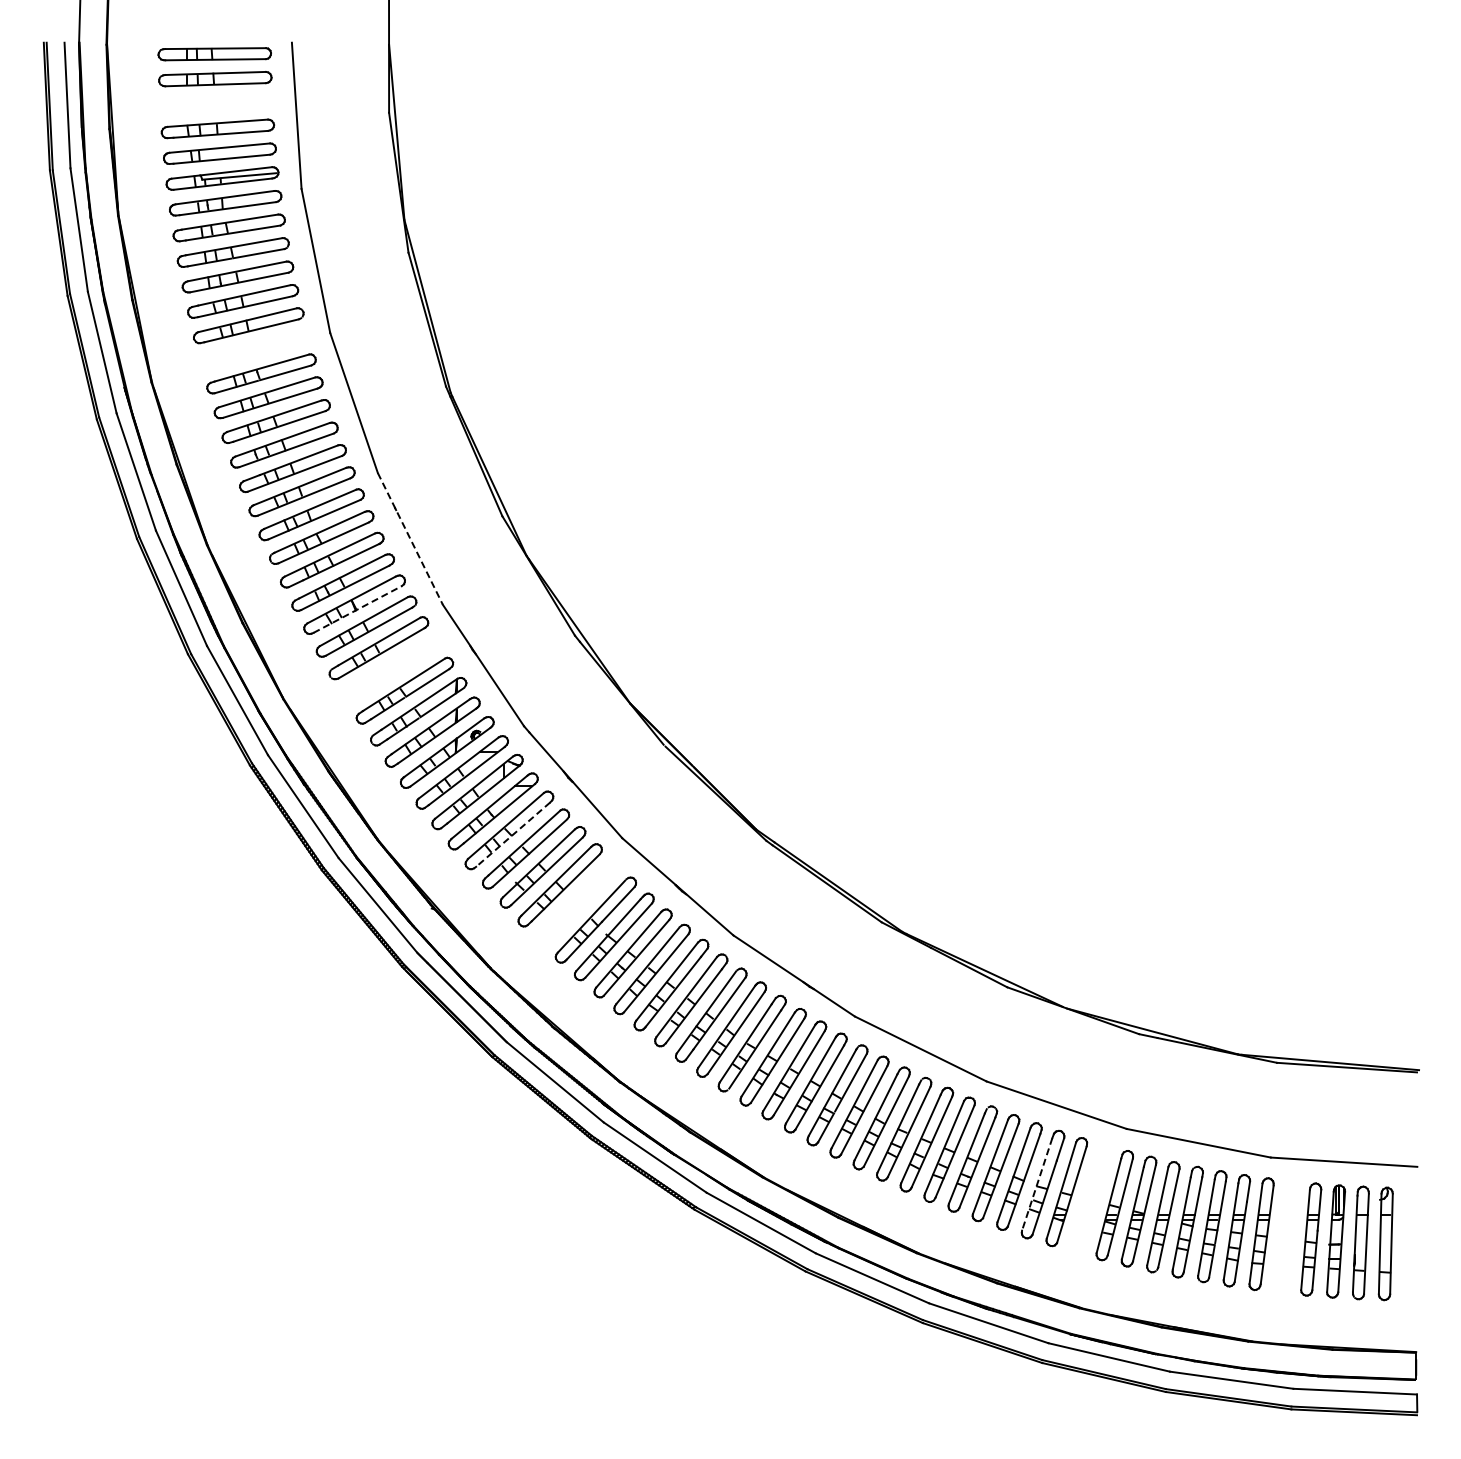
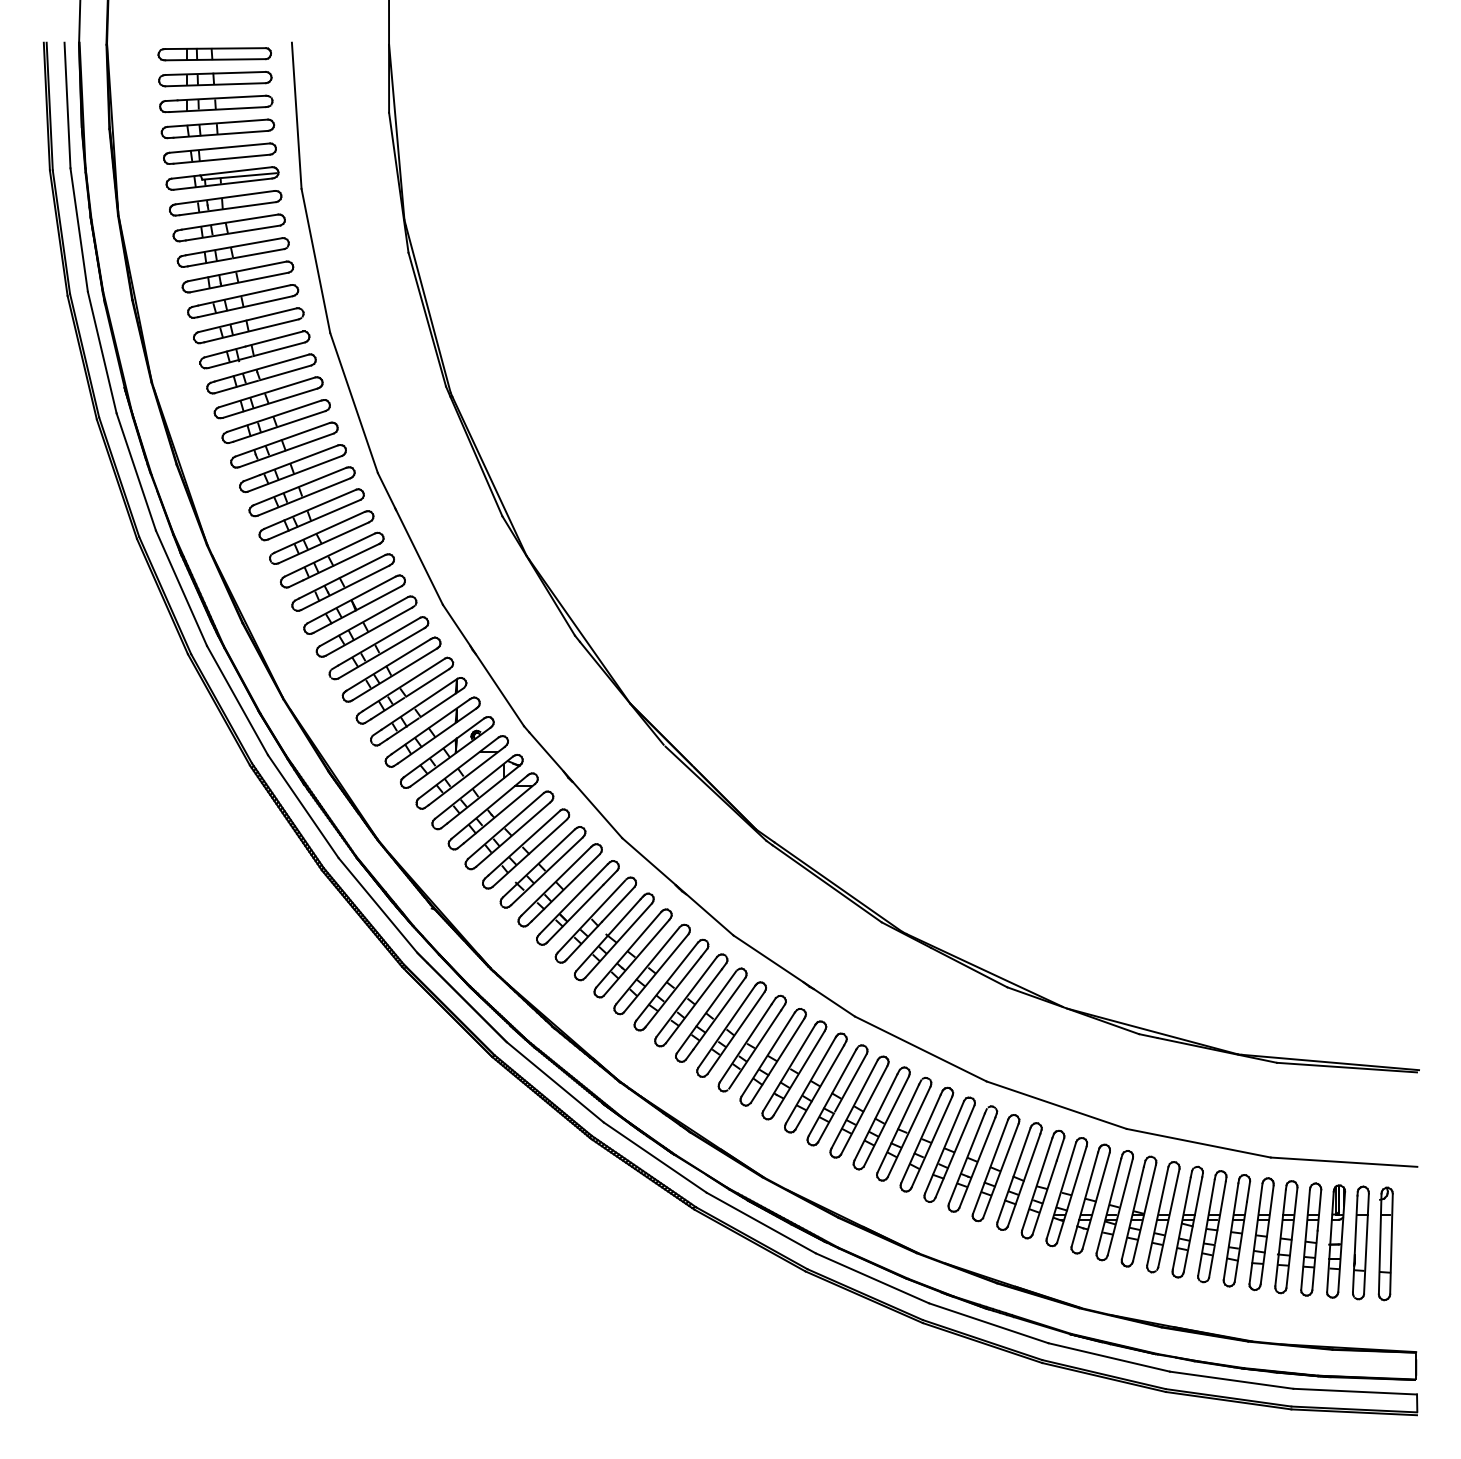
part: none -> present (216, 103)
part: none -> present (254, 349)
line: dashed -> solid (410, 539)
line: dashed -> solid (358, 609)
part: none -> present (391, 669)
line: dashed -> solid (512, 834)
part: none -> present (577, 902)
line: dashed -> solid (1037, 1184)
part: none -> present (1090, 1198)
part: none -> present (1286, 1237)
